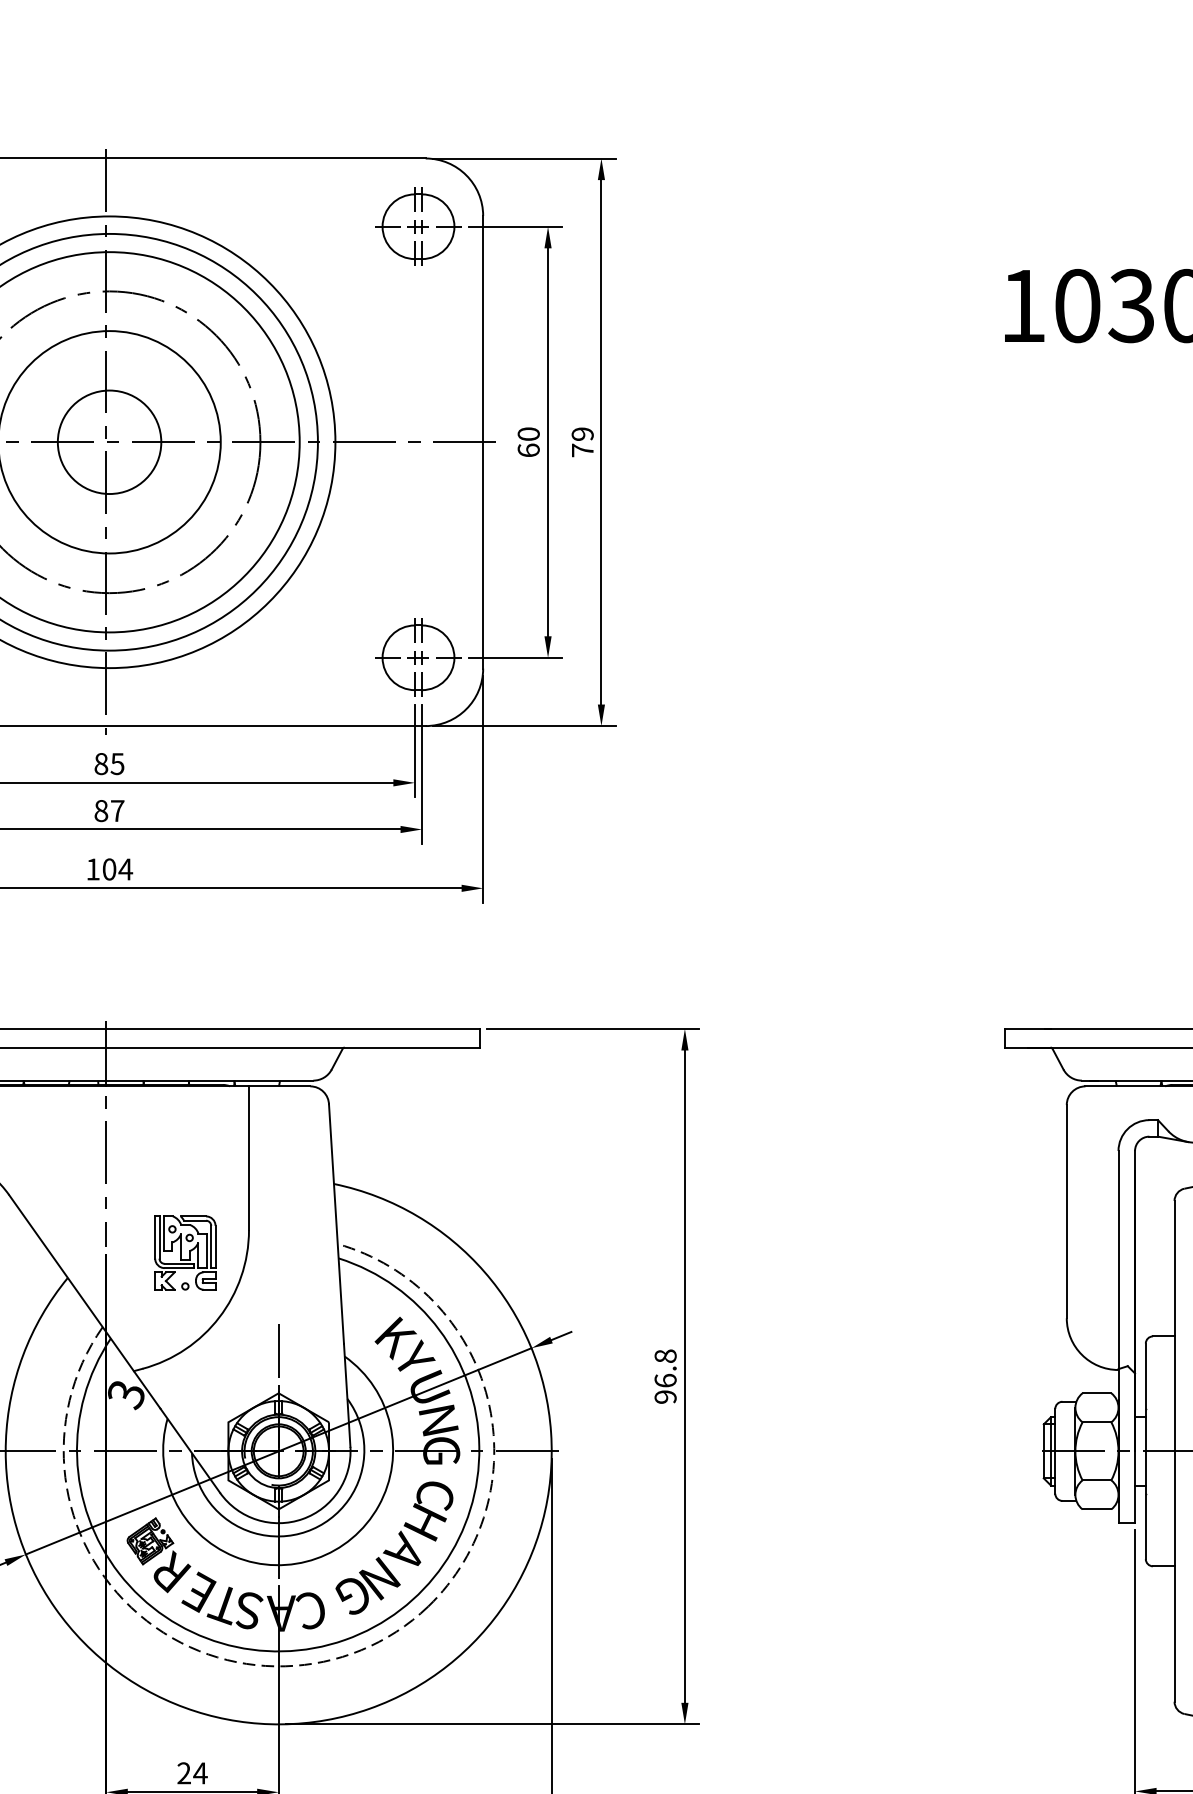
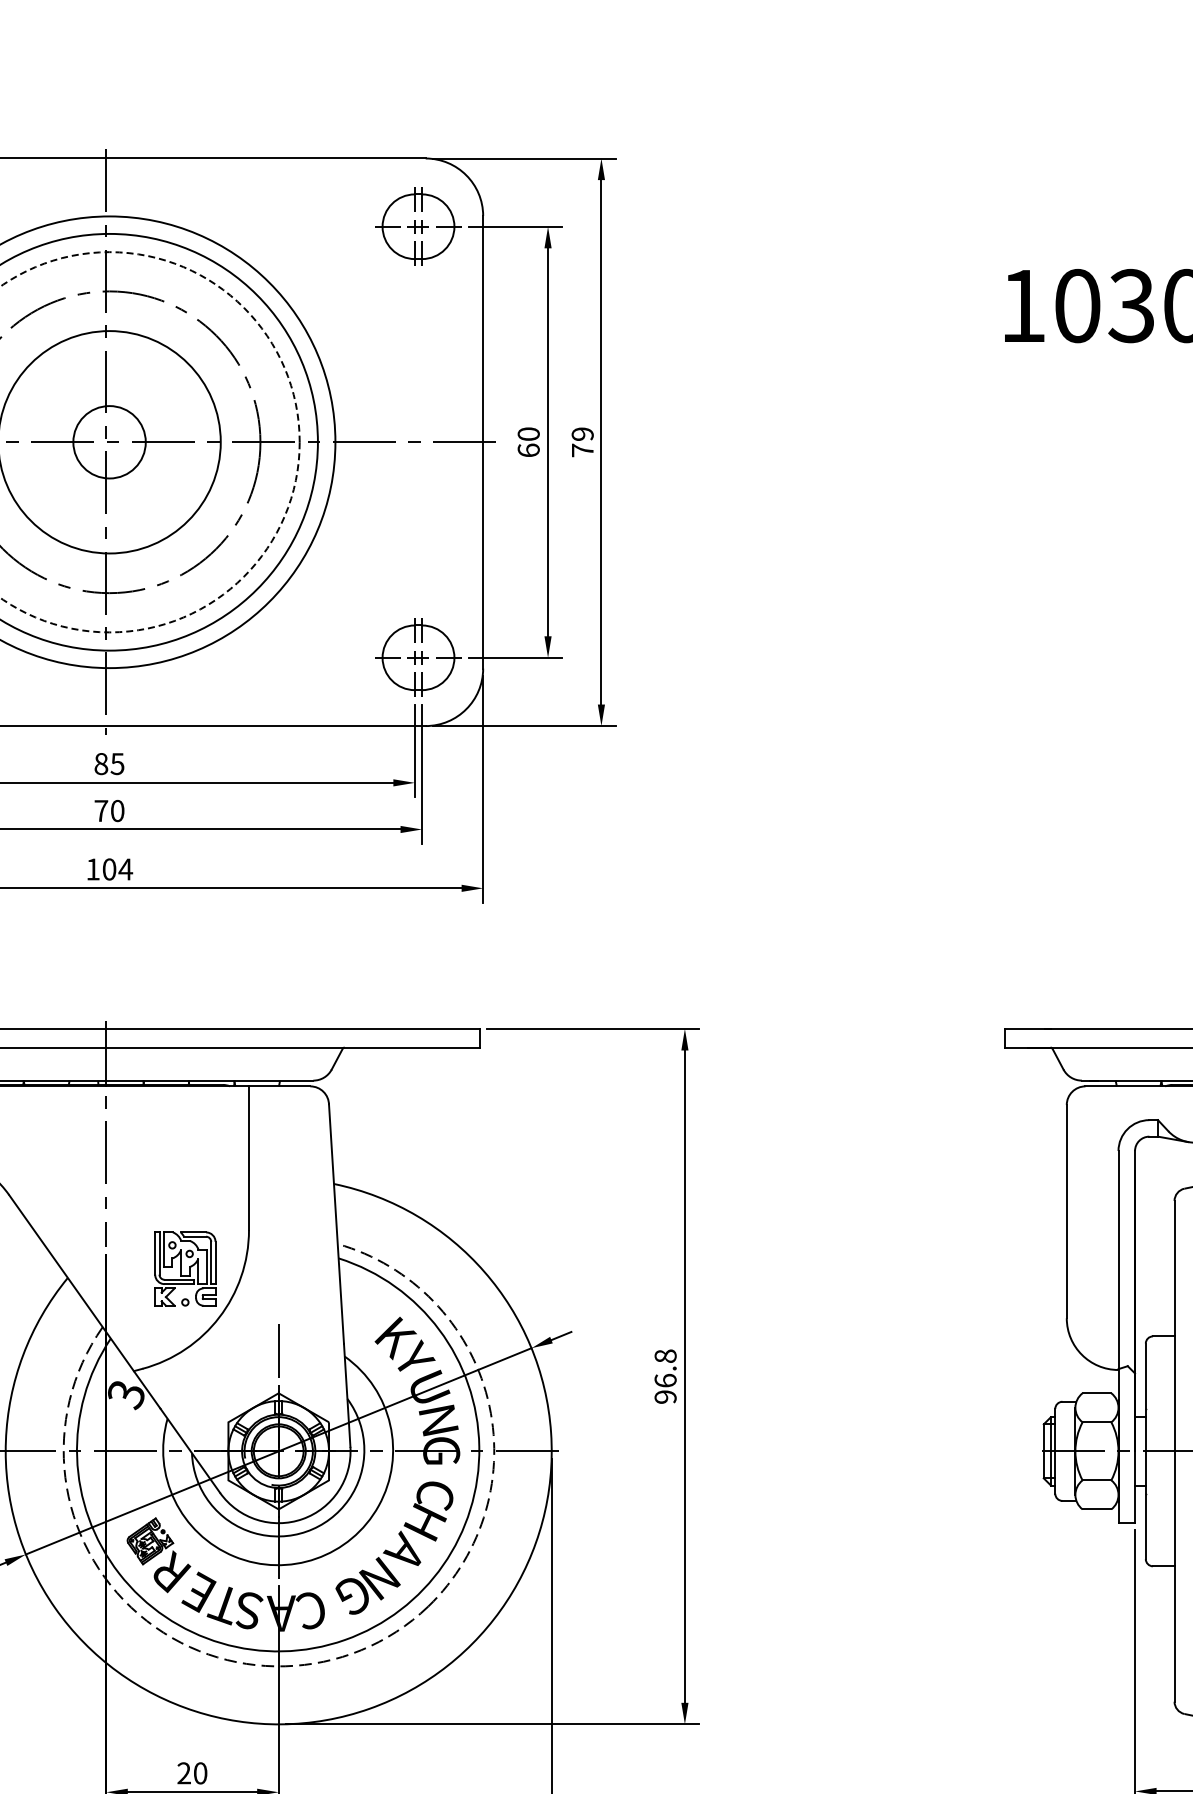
circle diameter: 103 px -> 72 px (109, 442)
circle: solid -> dashed (149, 442)
text: 87 -> 70 (109, 810)
part position: (185, 1252) -> (185, 1268) (185, 1268)
text: 24 -> 20 (200, 1773)
